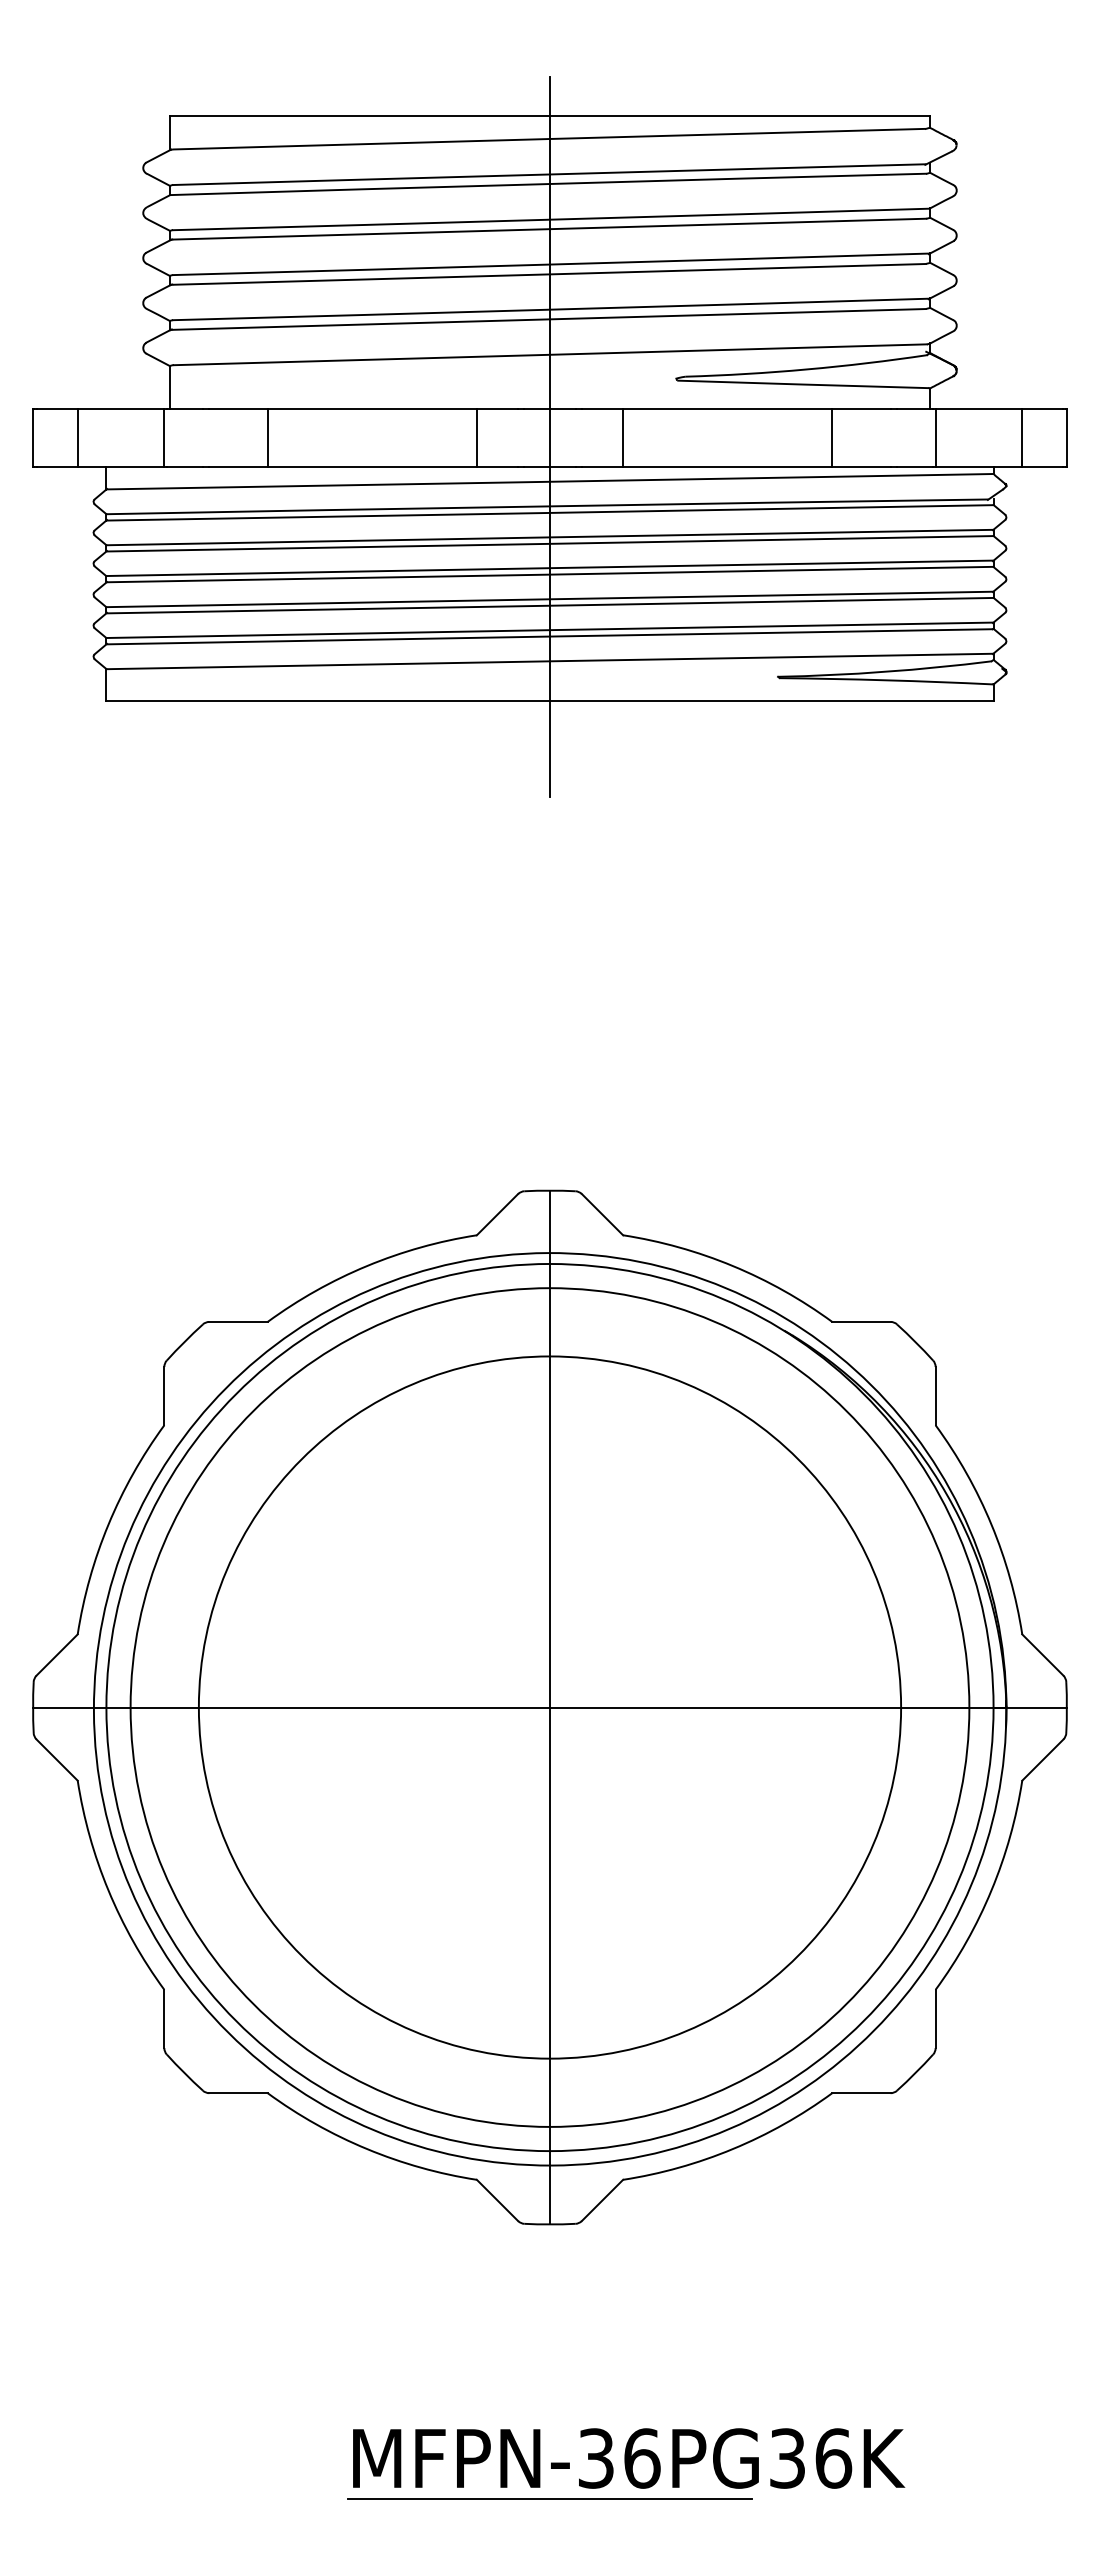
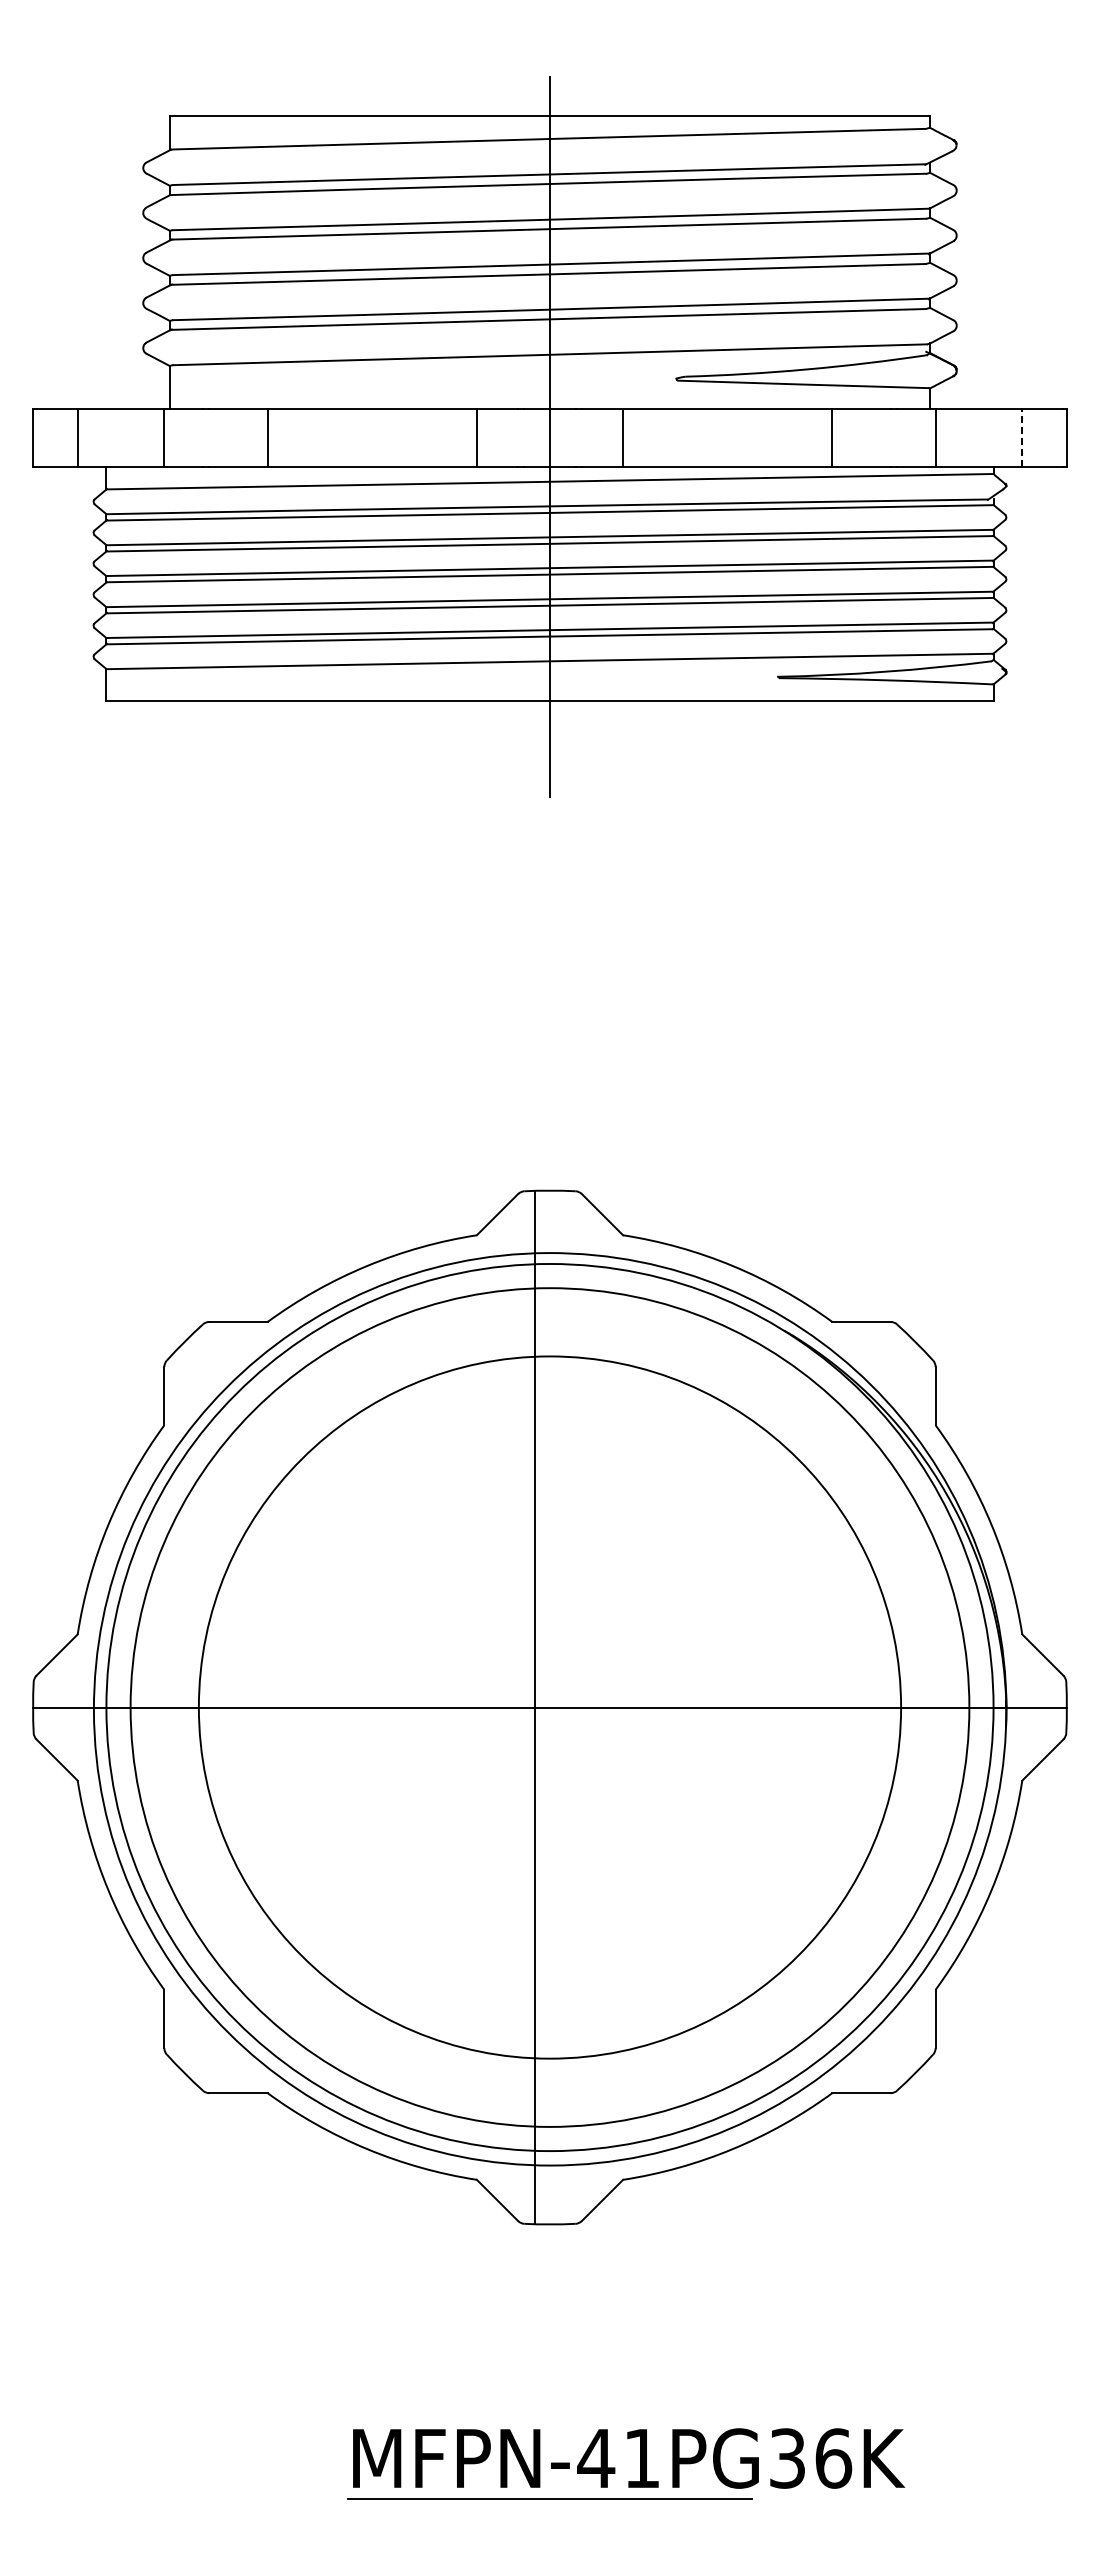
line: solid -> dashed (1022, 437)
line position: (549, 1707) -> (534, 1707) (534, 1707)
text: MFPN-36PG36K -> MFPN-41PG36K (618, 2458)
